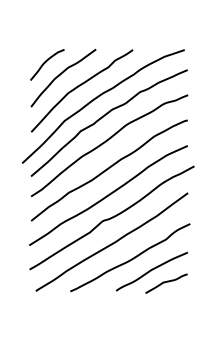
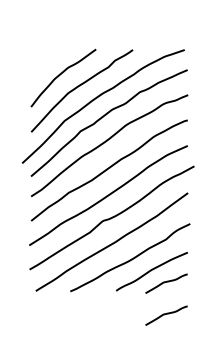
curve: present -> none (46, 62)
curve: none -> present (166, 314)
